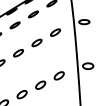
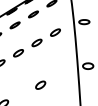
part: present -> none (58, 75)
part: present -> none (21, 94)
